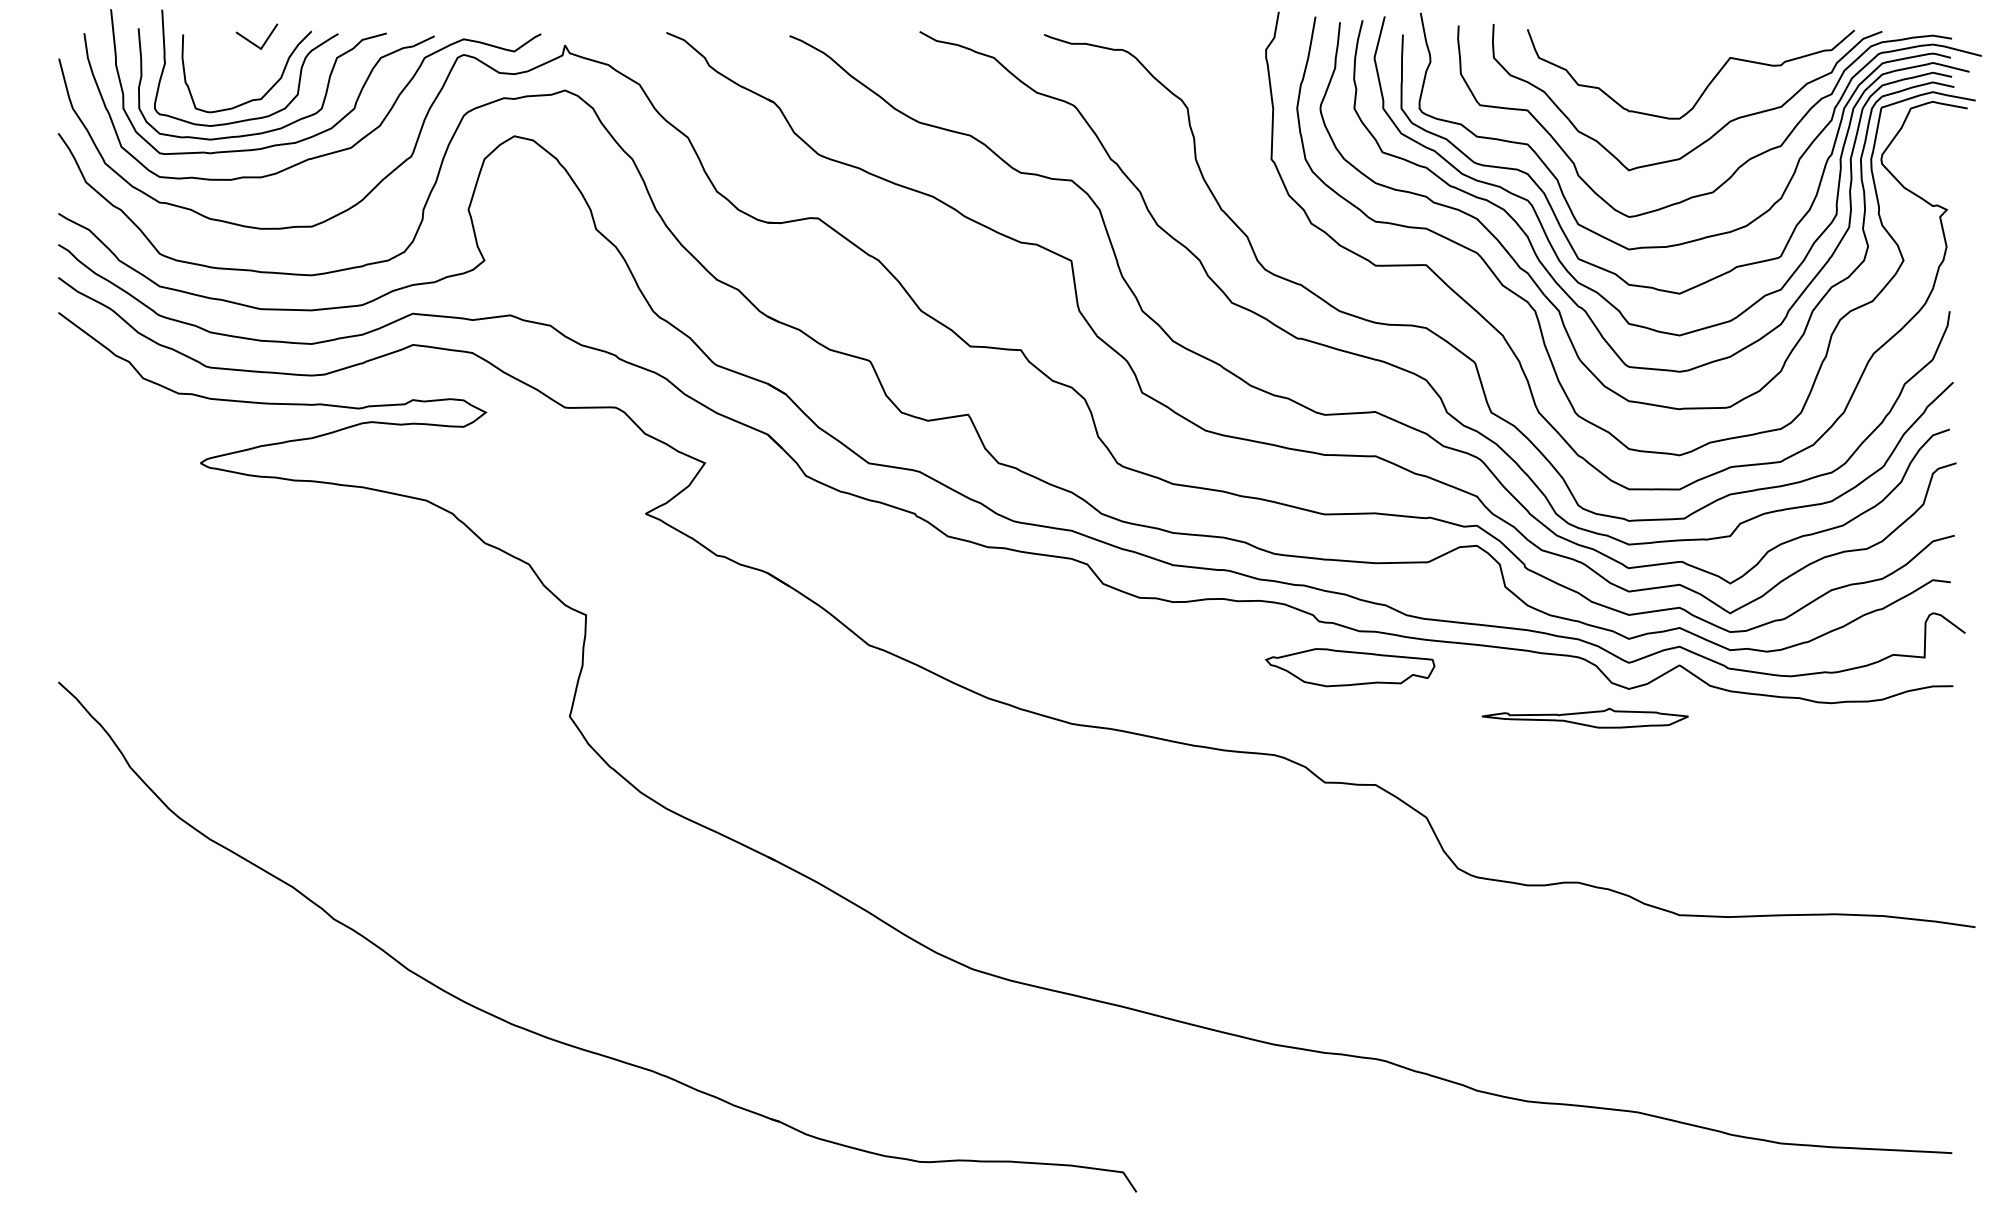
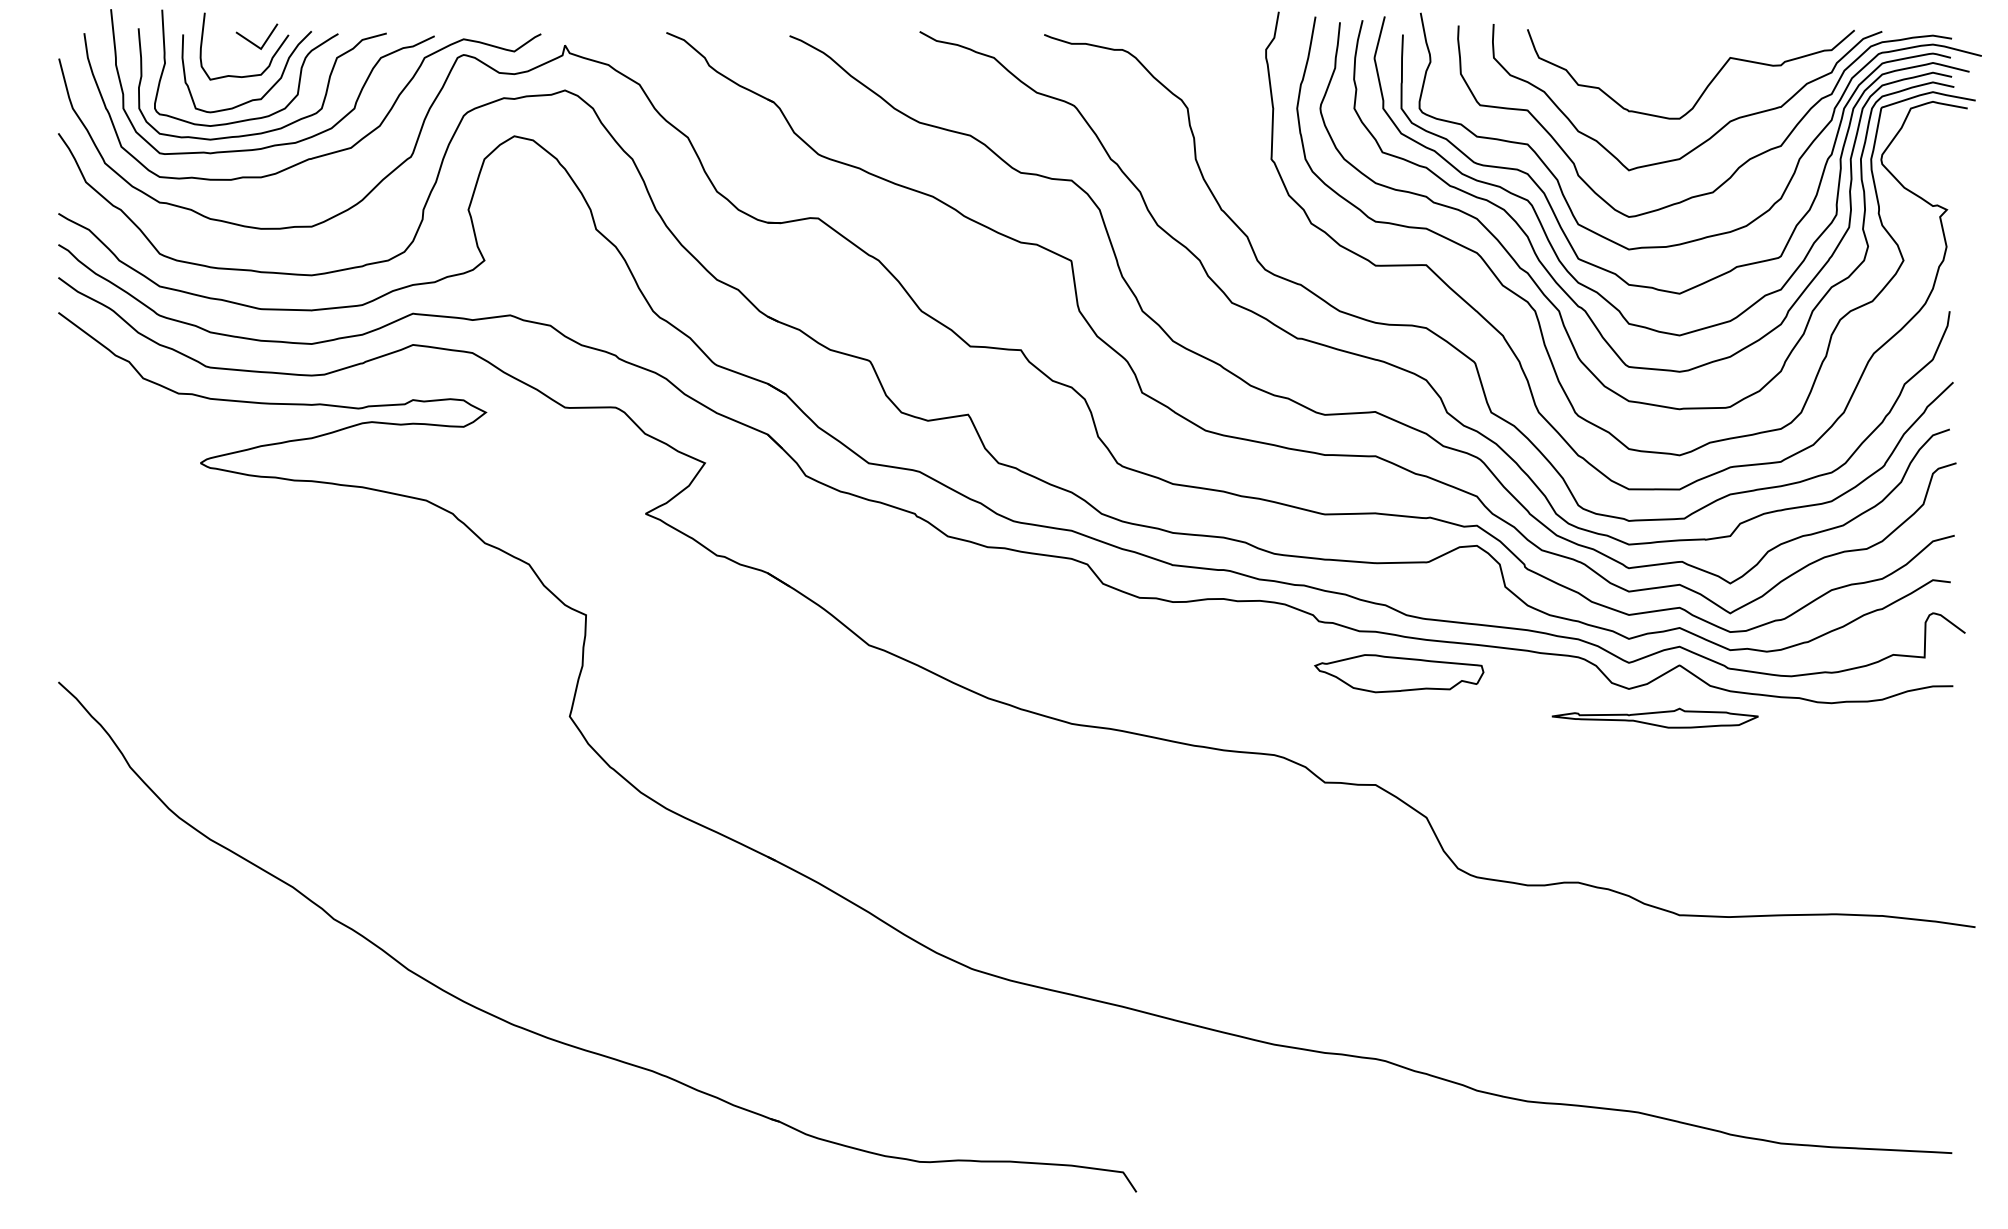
curve: none -> present (244, 75)
part position: (1350, 667) -> (1399, 673) (1399, 673)
part position: (1584, 717) -> (1654, 717) (1654, 717)
